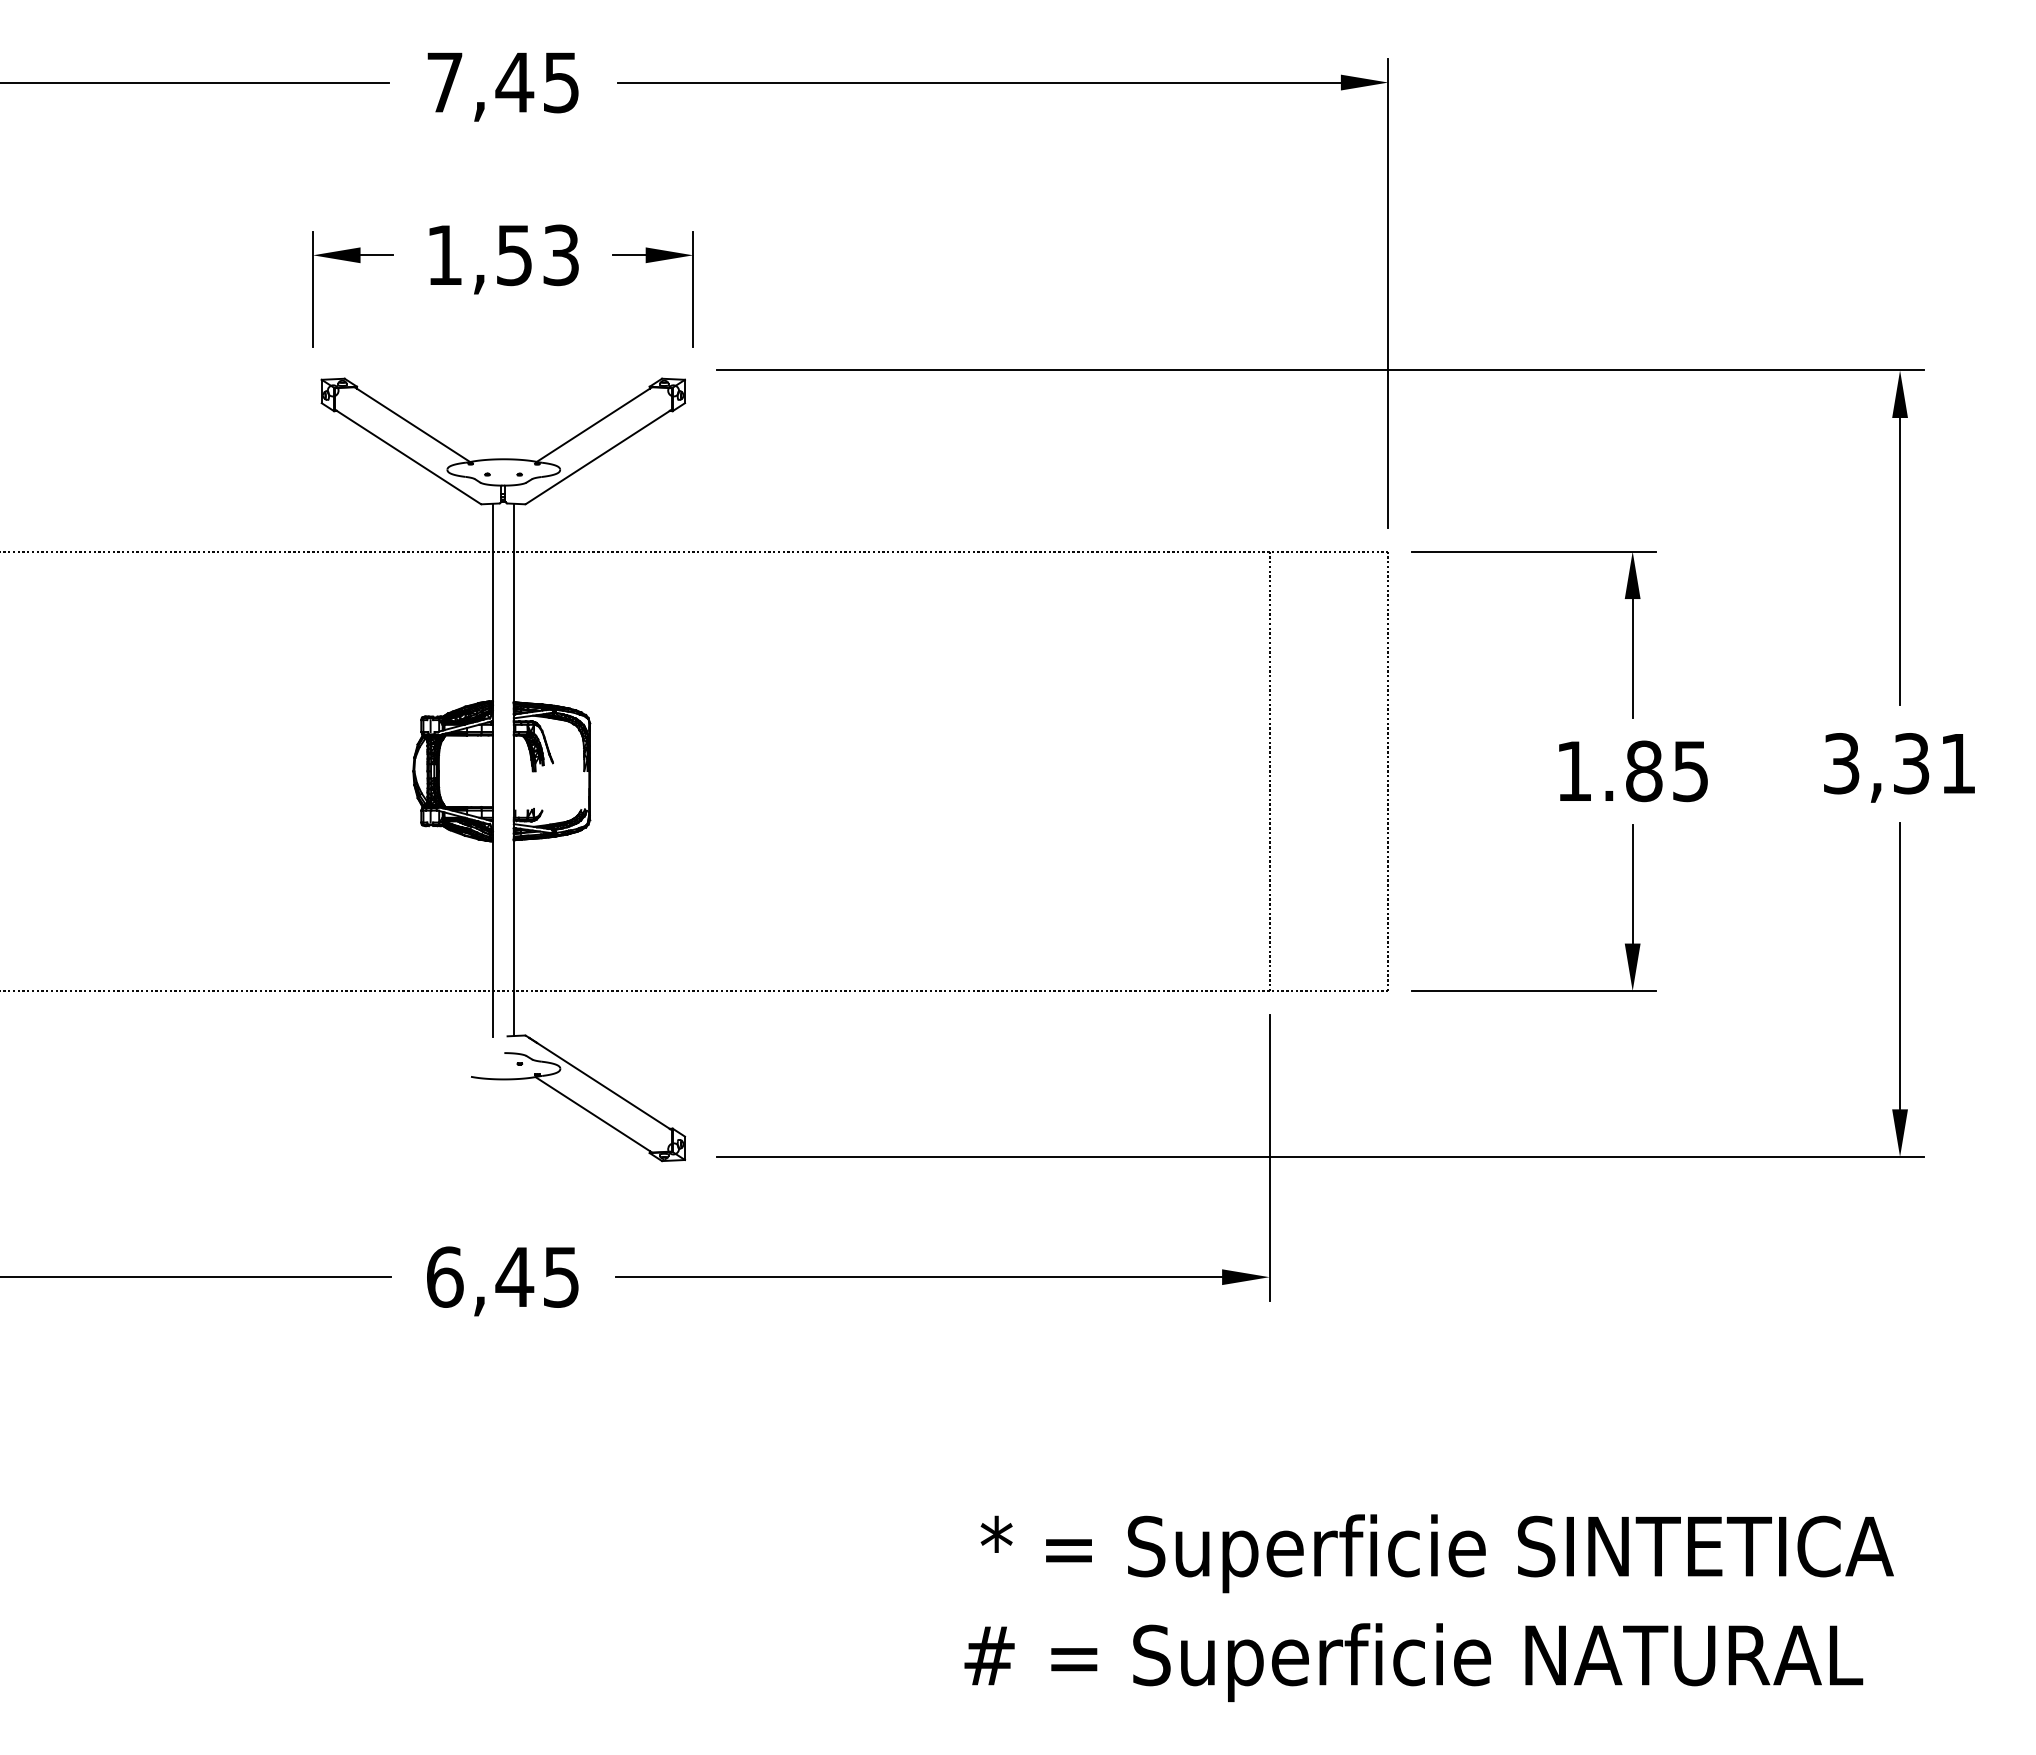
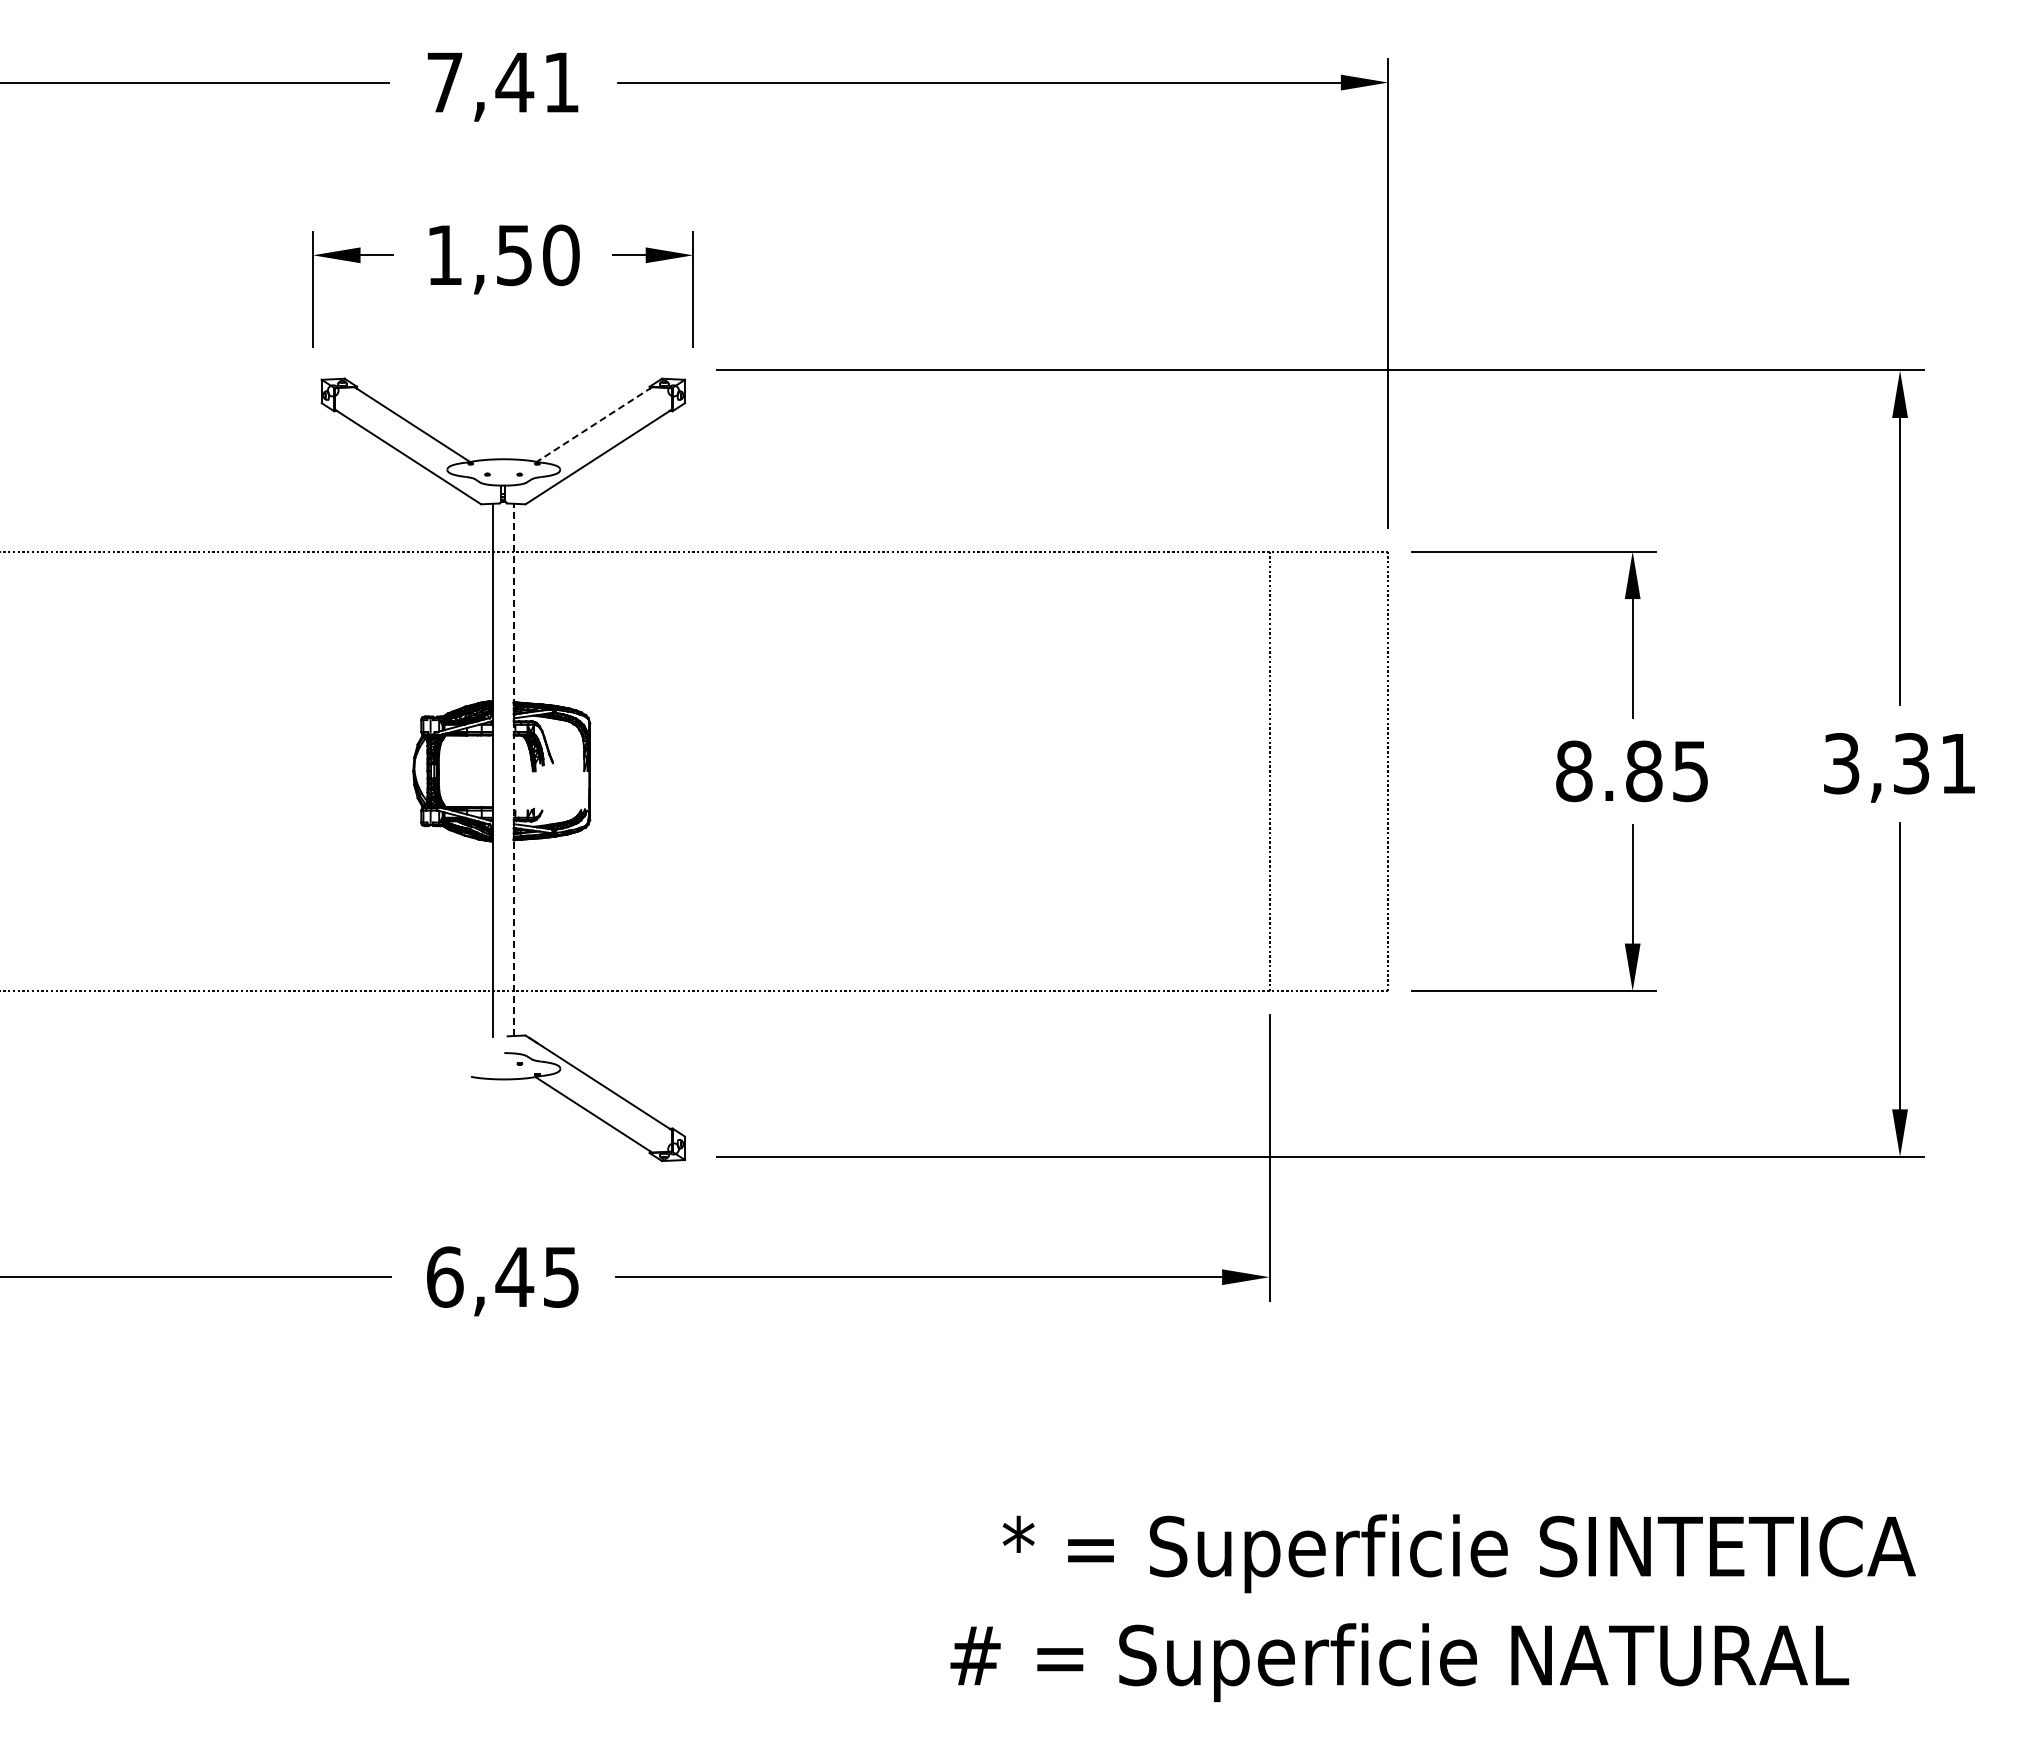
text: 7,45 -> 7,41 (561, 82)
text: 1,53 -> 1,50 (561, 255)
line: solid -> dashed (594, 424)
line: solid -> dashed (513, 769)
text: 1.85 -> 8.85 (1574, 771)
text position: (1436, 1553) -> (1458, 1553) (1458, 1553)
text position: (1413, 1662) -> (1399, 1662) (1399, 1662)
